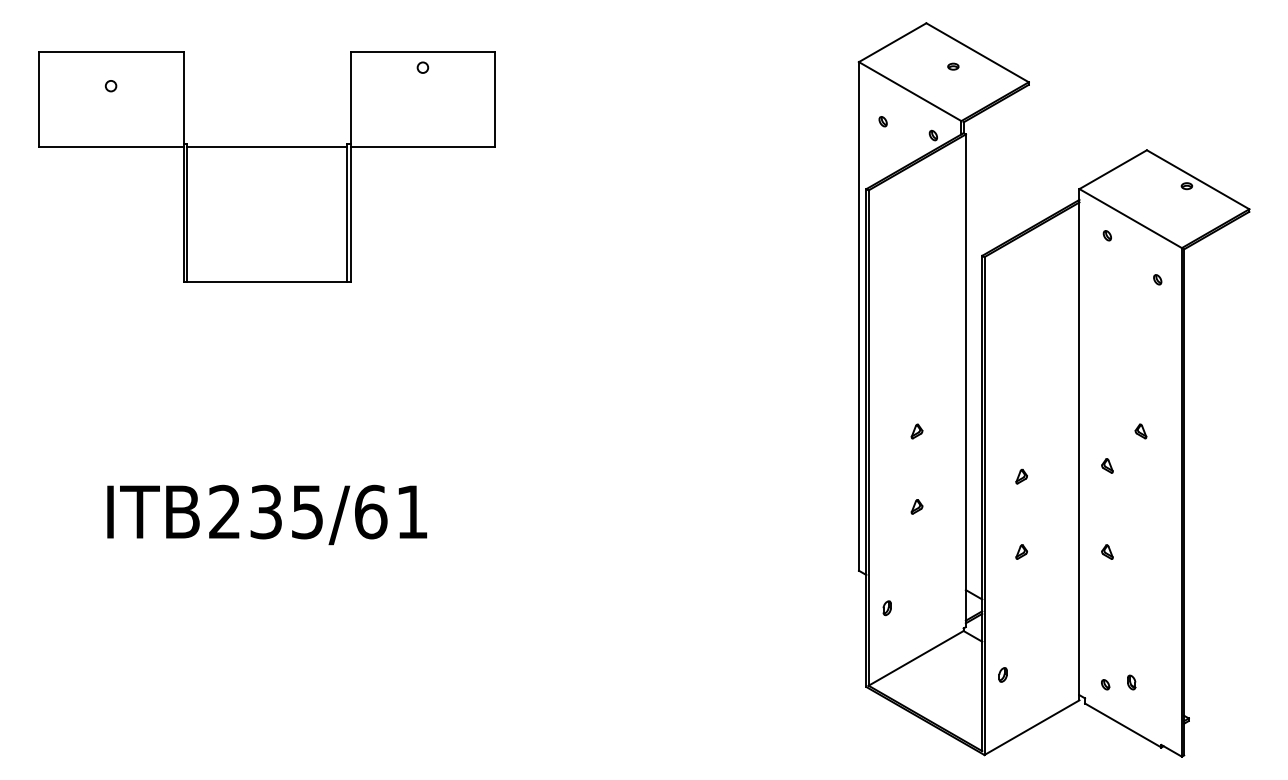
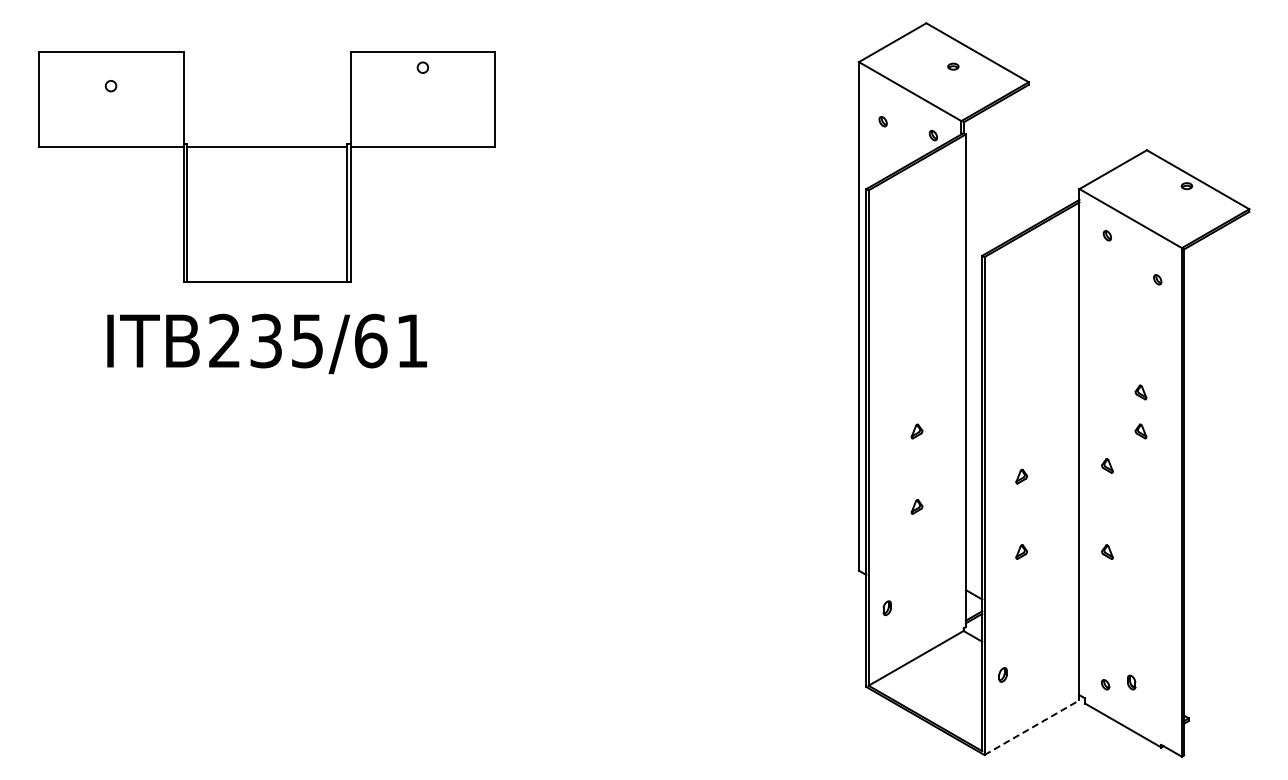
part: none -> present (1140, 392)
text position: (267, 514) -> (267, 343) (267, 343)
line: solid -> dashed (1031, 727)
